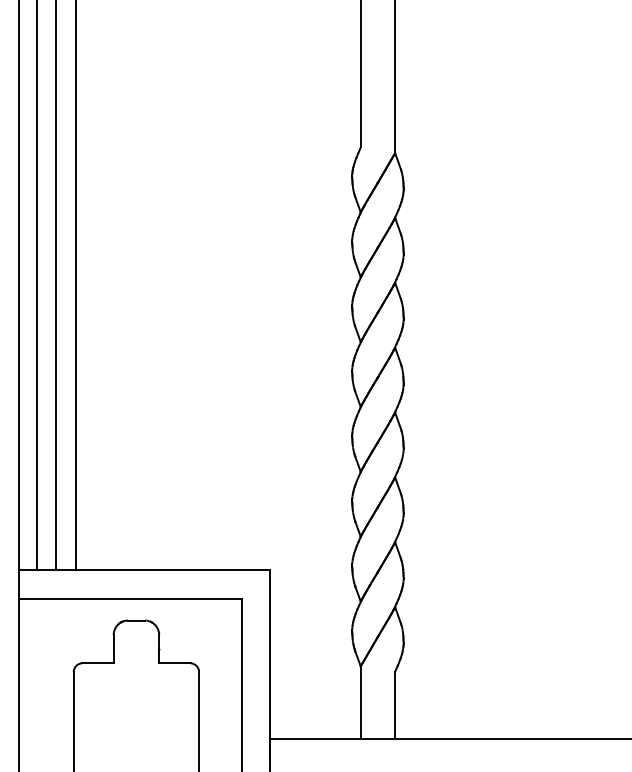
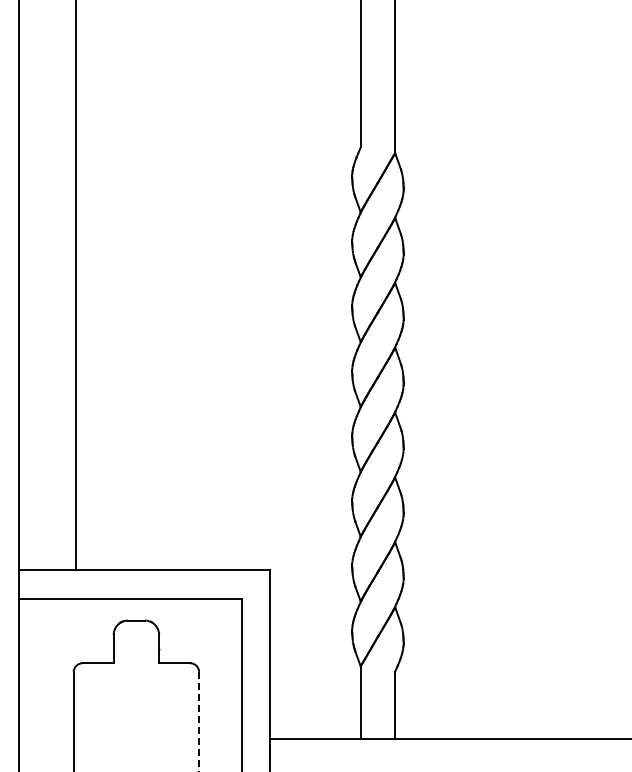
line: present -> none (37, 286)
line: present -> none (56, 286)
line: solid -> dashed (199, 721)
